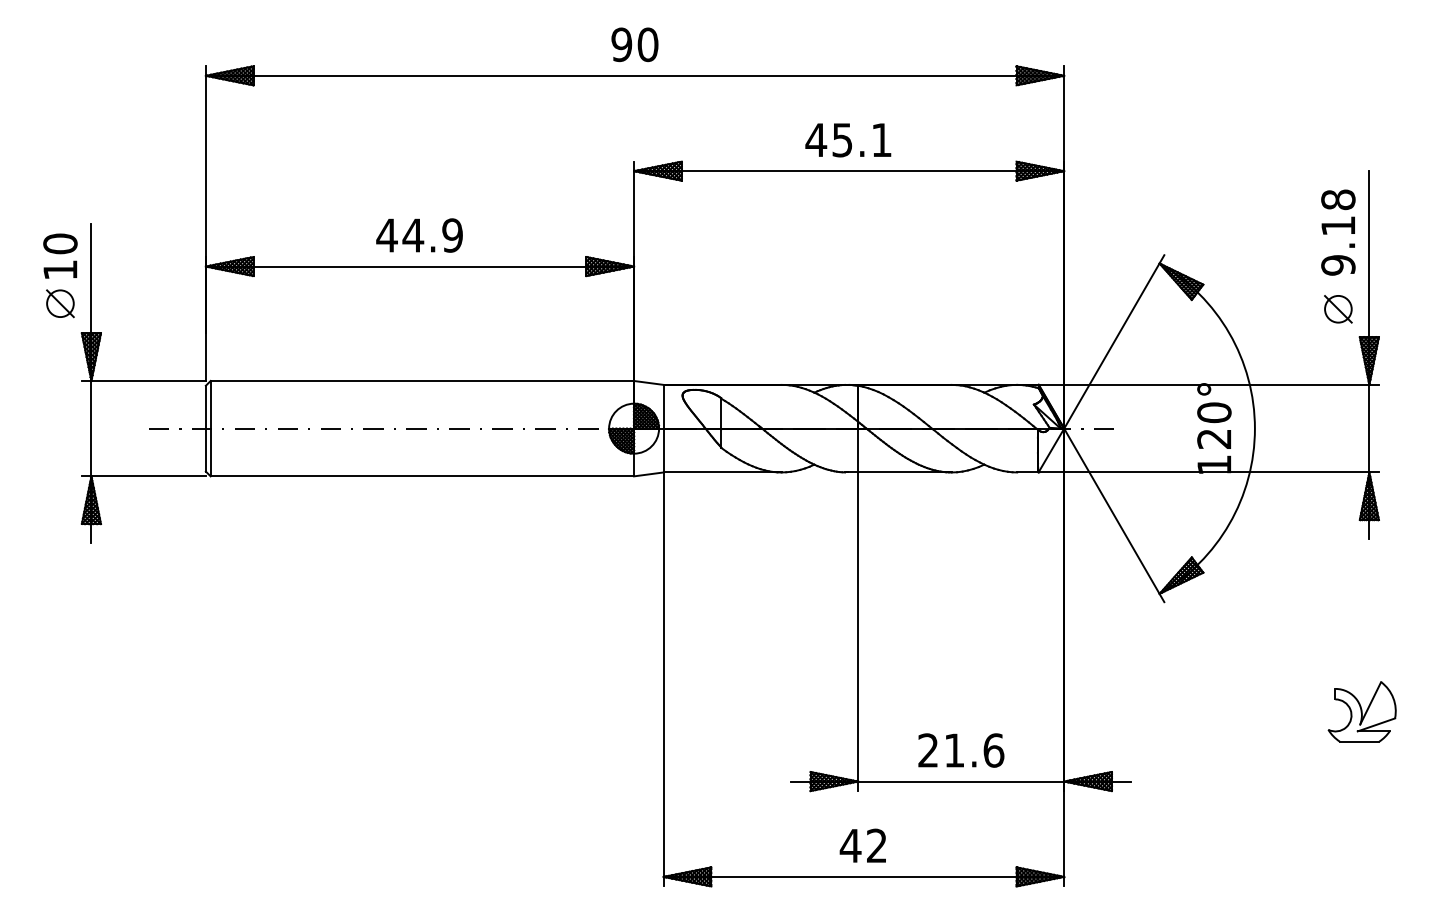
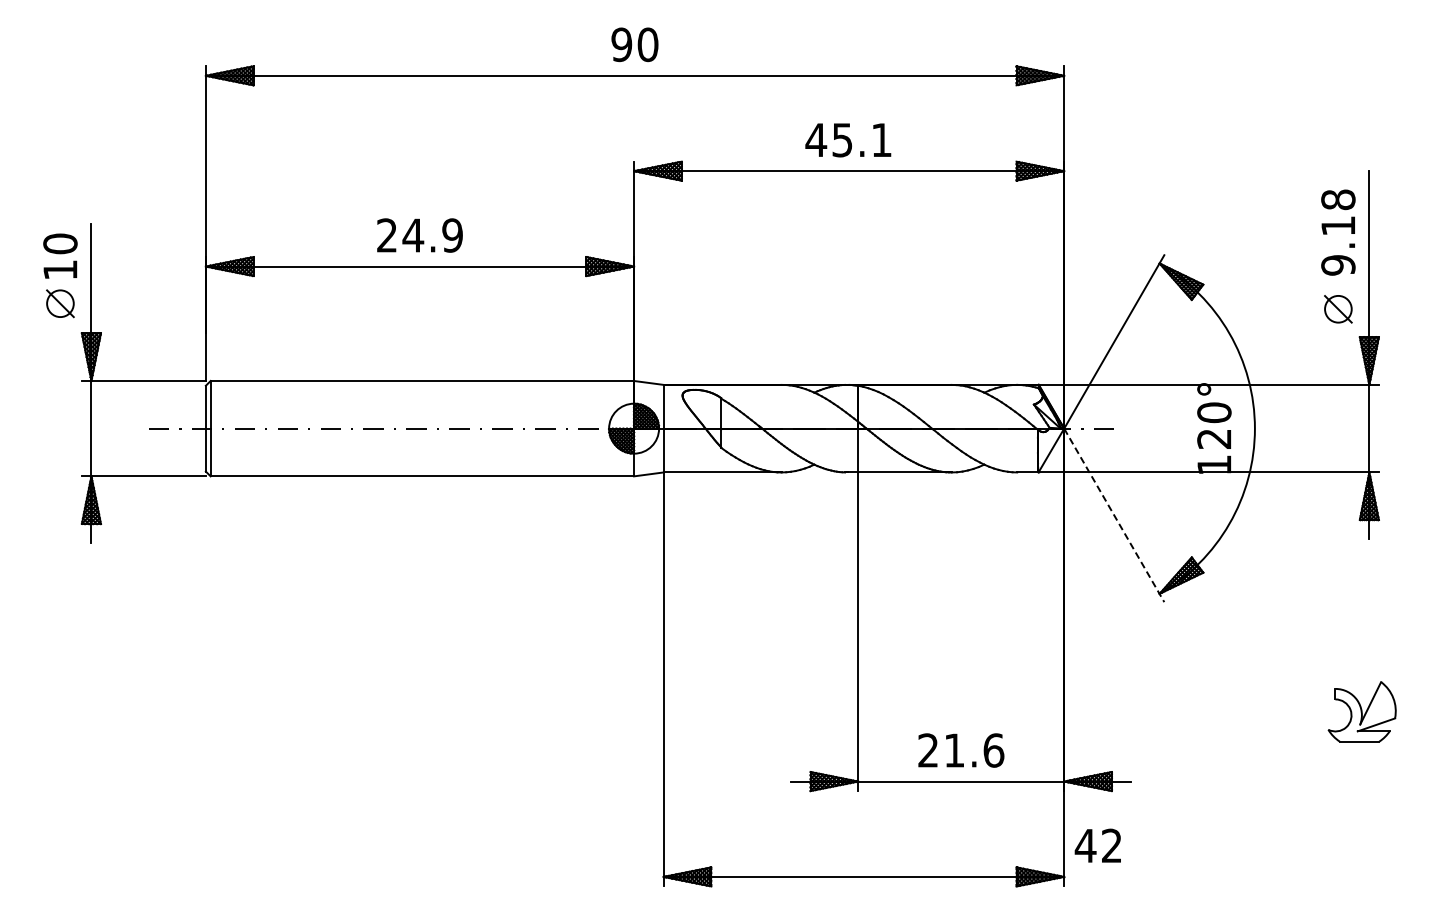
text: 44.9 -> 24.9 (386, 235)
line: solid -> dashed (1114, 515)
text position: (862, 845) -> (1097, 845) (1097, 845)
